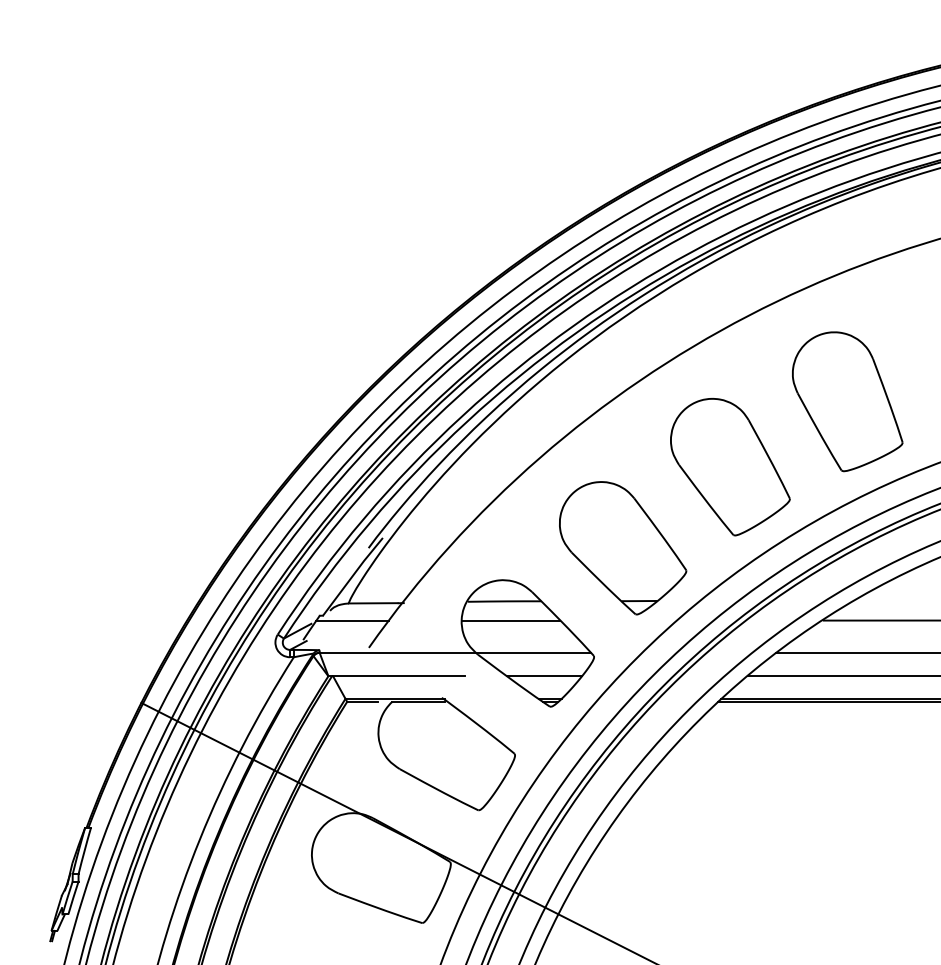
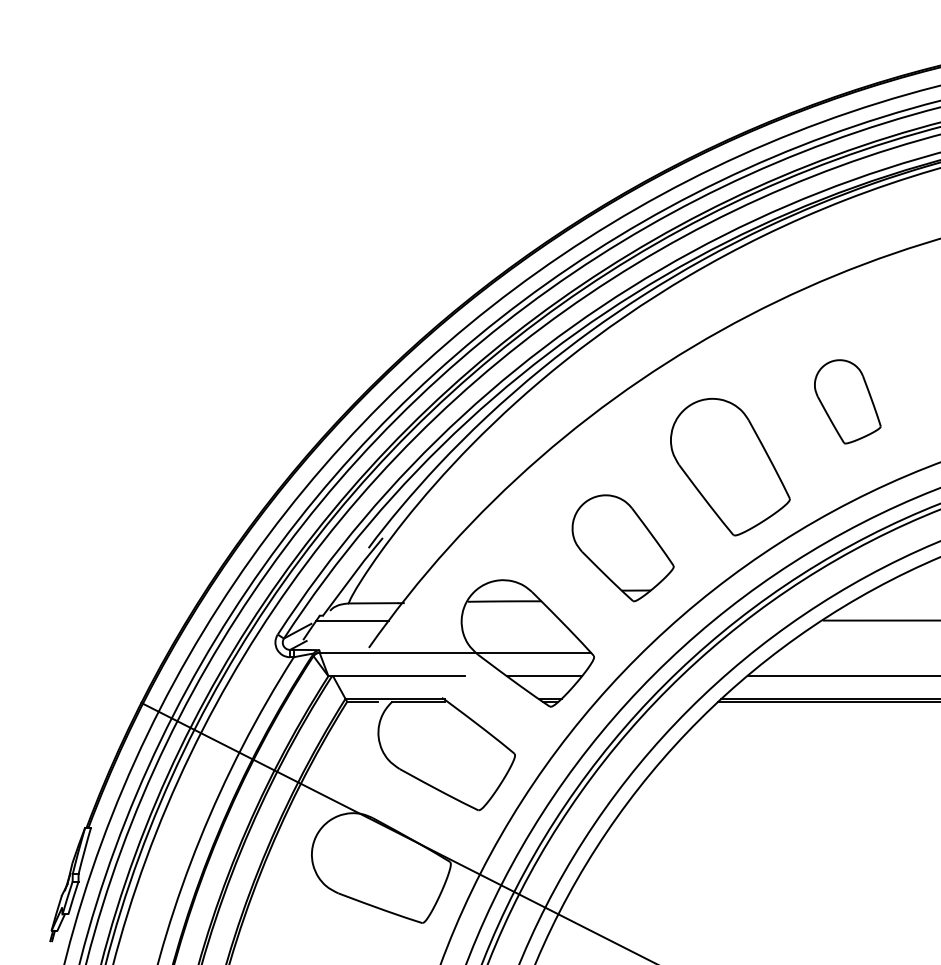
part size: 112x142 px -> 68x86 px (847, 401)
part size: 129x135 px -> 104x109 px (622, 548)
line: present -> none (510, 620)
line: present -> none (856, 652)
